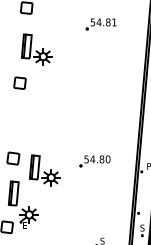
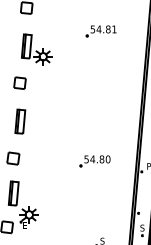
part position: (100, 24) -> (100, 31) (100, 31)
part: none -> present (20, 121)
part: present -> none (44, 170)
